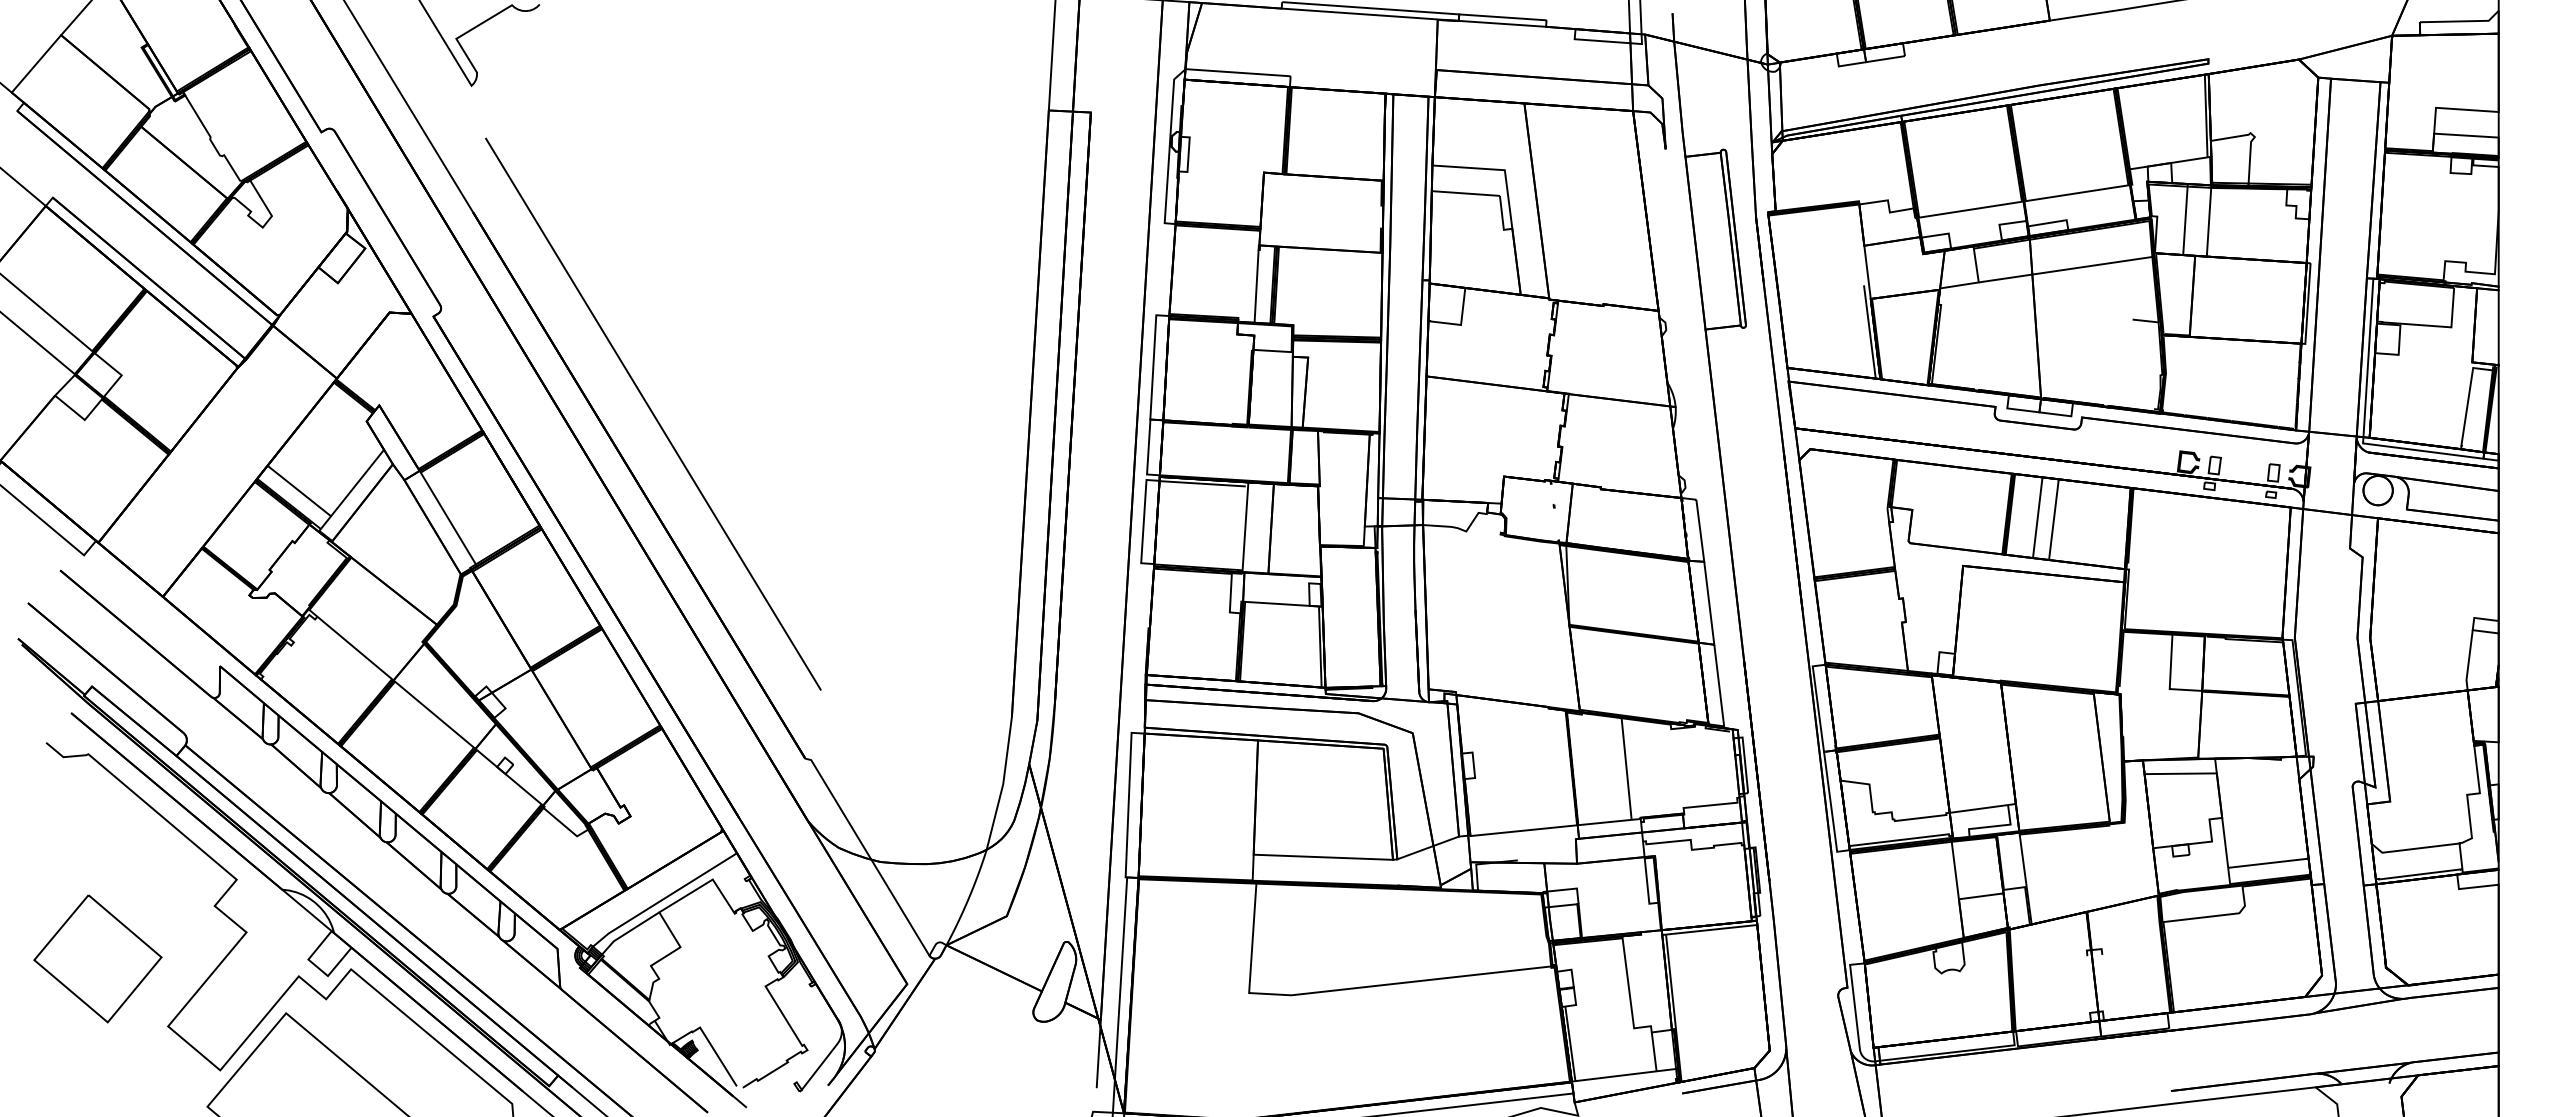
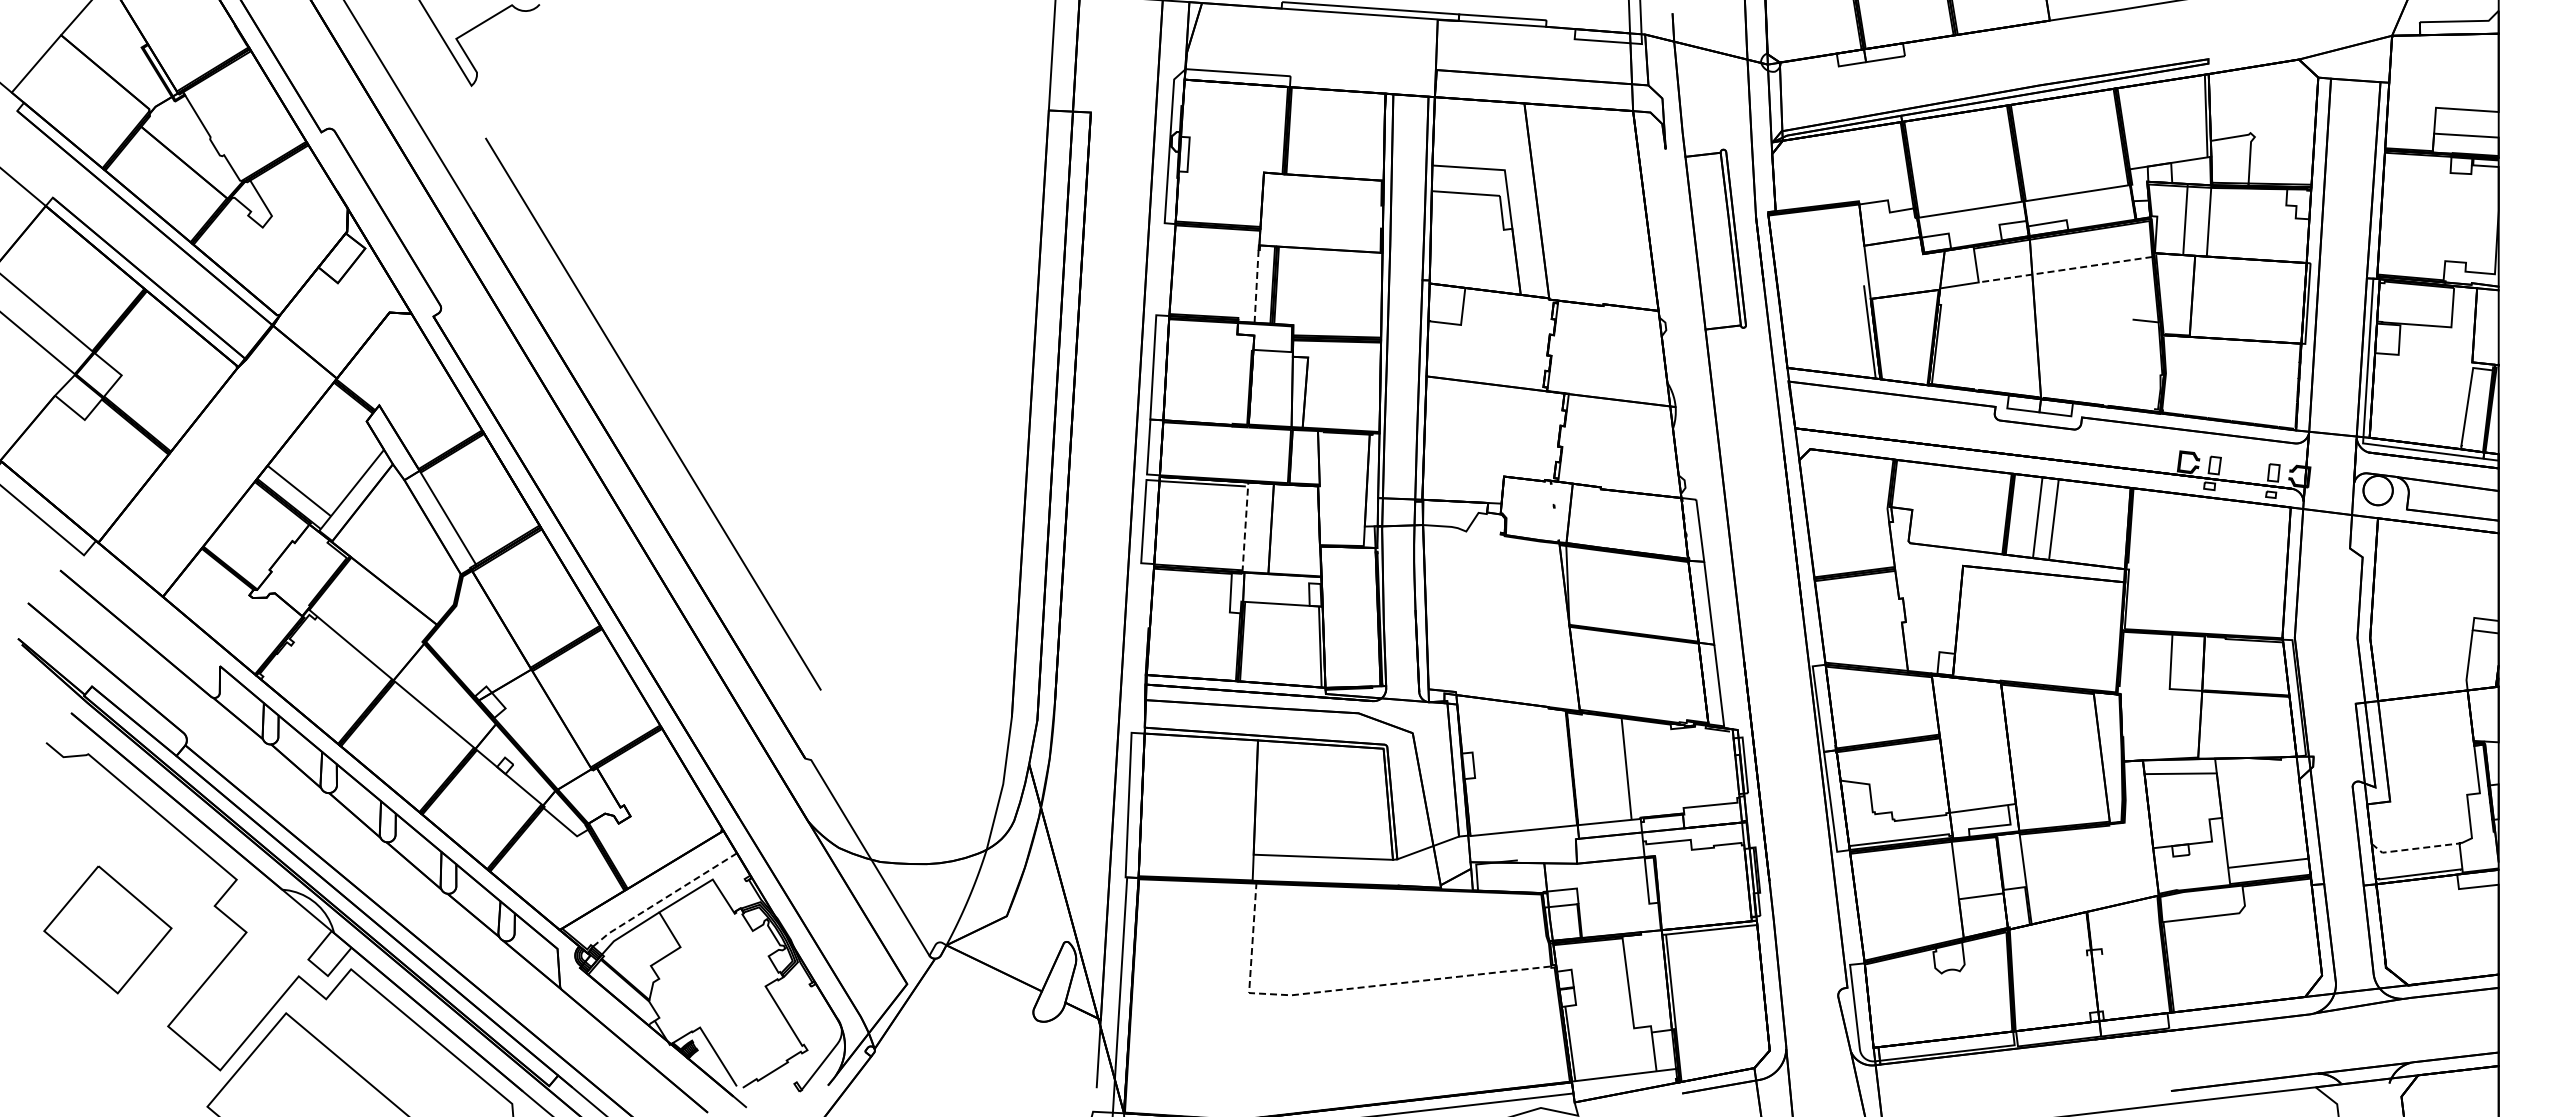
line: solid -> dashed (2065, 269)
line: solid -> dashed (1256, 286)
line: solid -> dashed (1245, 526)
line: solid -> dashed (2413, 848)
line: solid -> dashed (663, 899)
part position: (97, 958) -> (107, 929) (107, 929)
line: solid -> dashed (1345, 989)
